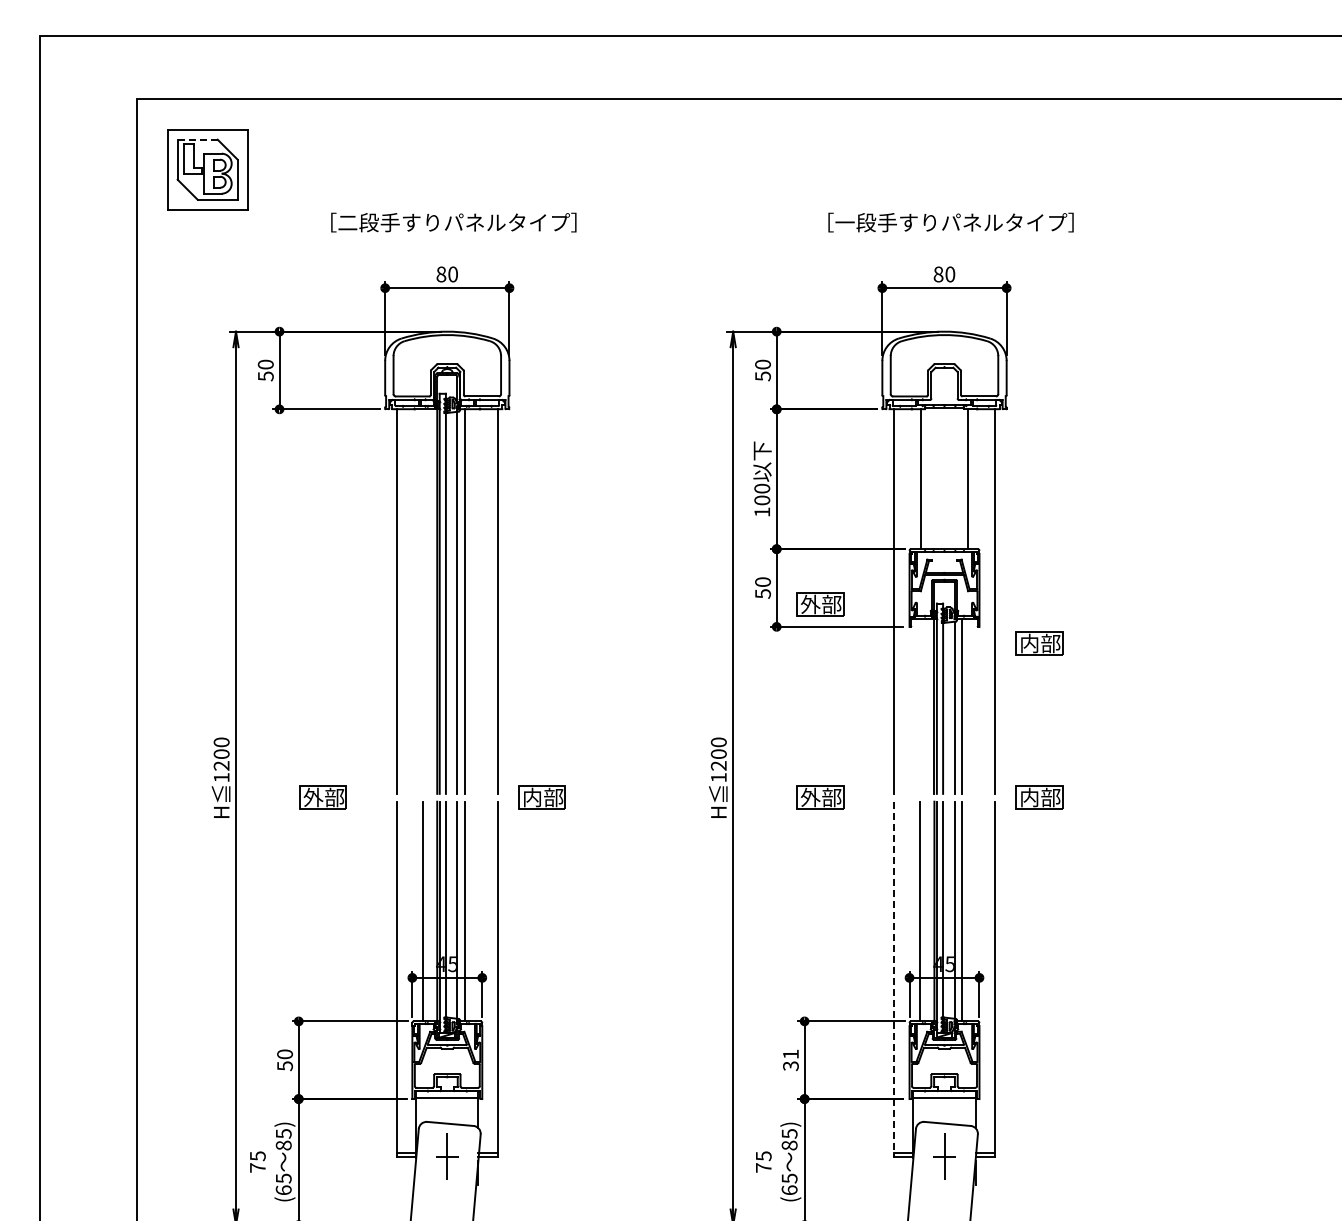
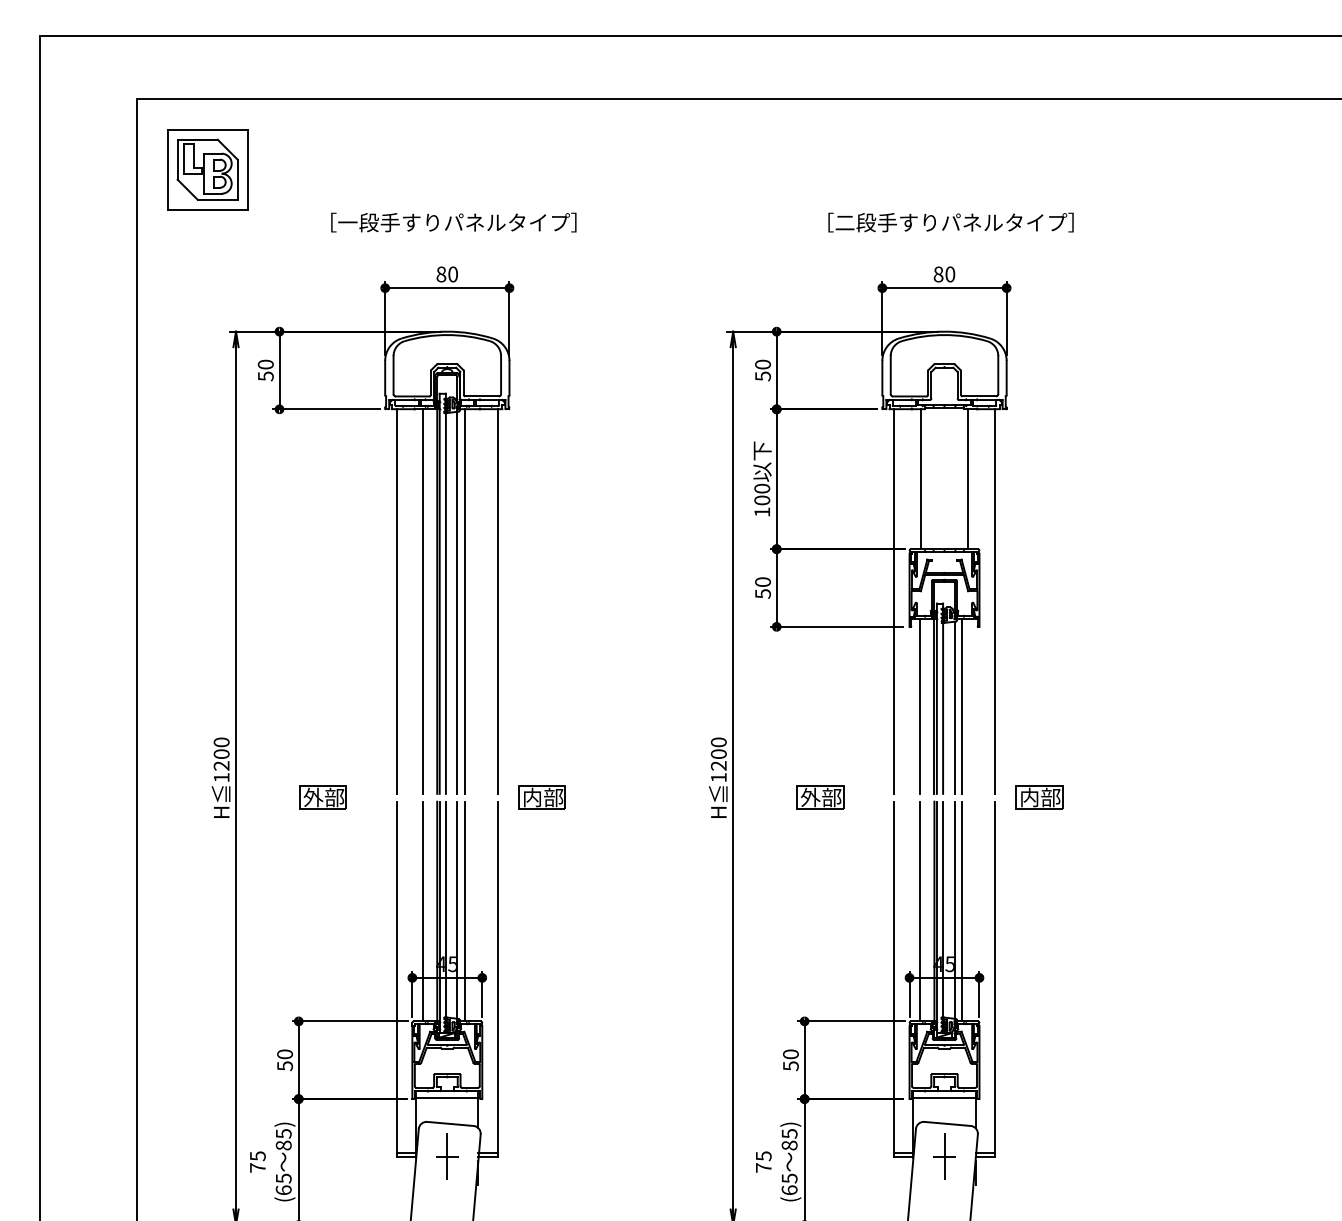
line: dashed -> solid (198, 139)
text: ［二段手すりパネルタイプ］ -> ［一段手すりパネルタイプ］ (347, 222)
text: ［一段手すりパネルタイプ］ -> ［二段手すりパネルタイプ］ (844, 222)
line: none -> present (423, 601)
part: present -> none (820, 604)
part: present -> none (1039, 643)
line: none -> present (920, 706)
line: dashed -> solid (894, 979)
text: 31 -> 50 (790, 1059)
